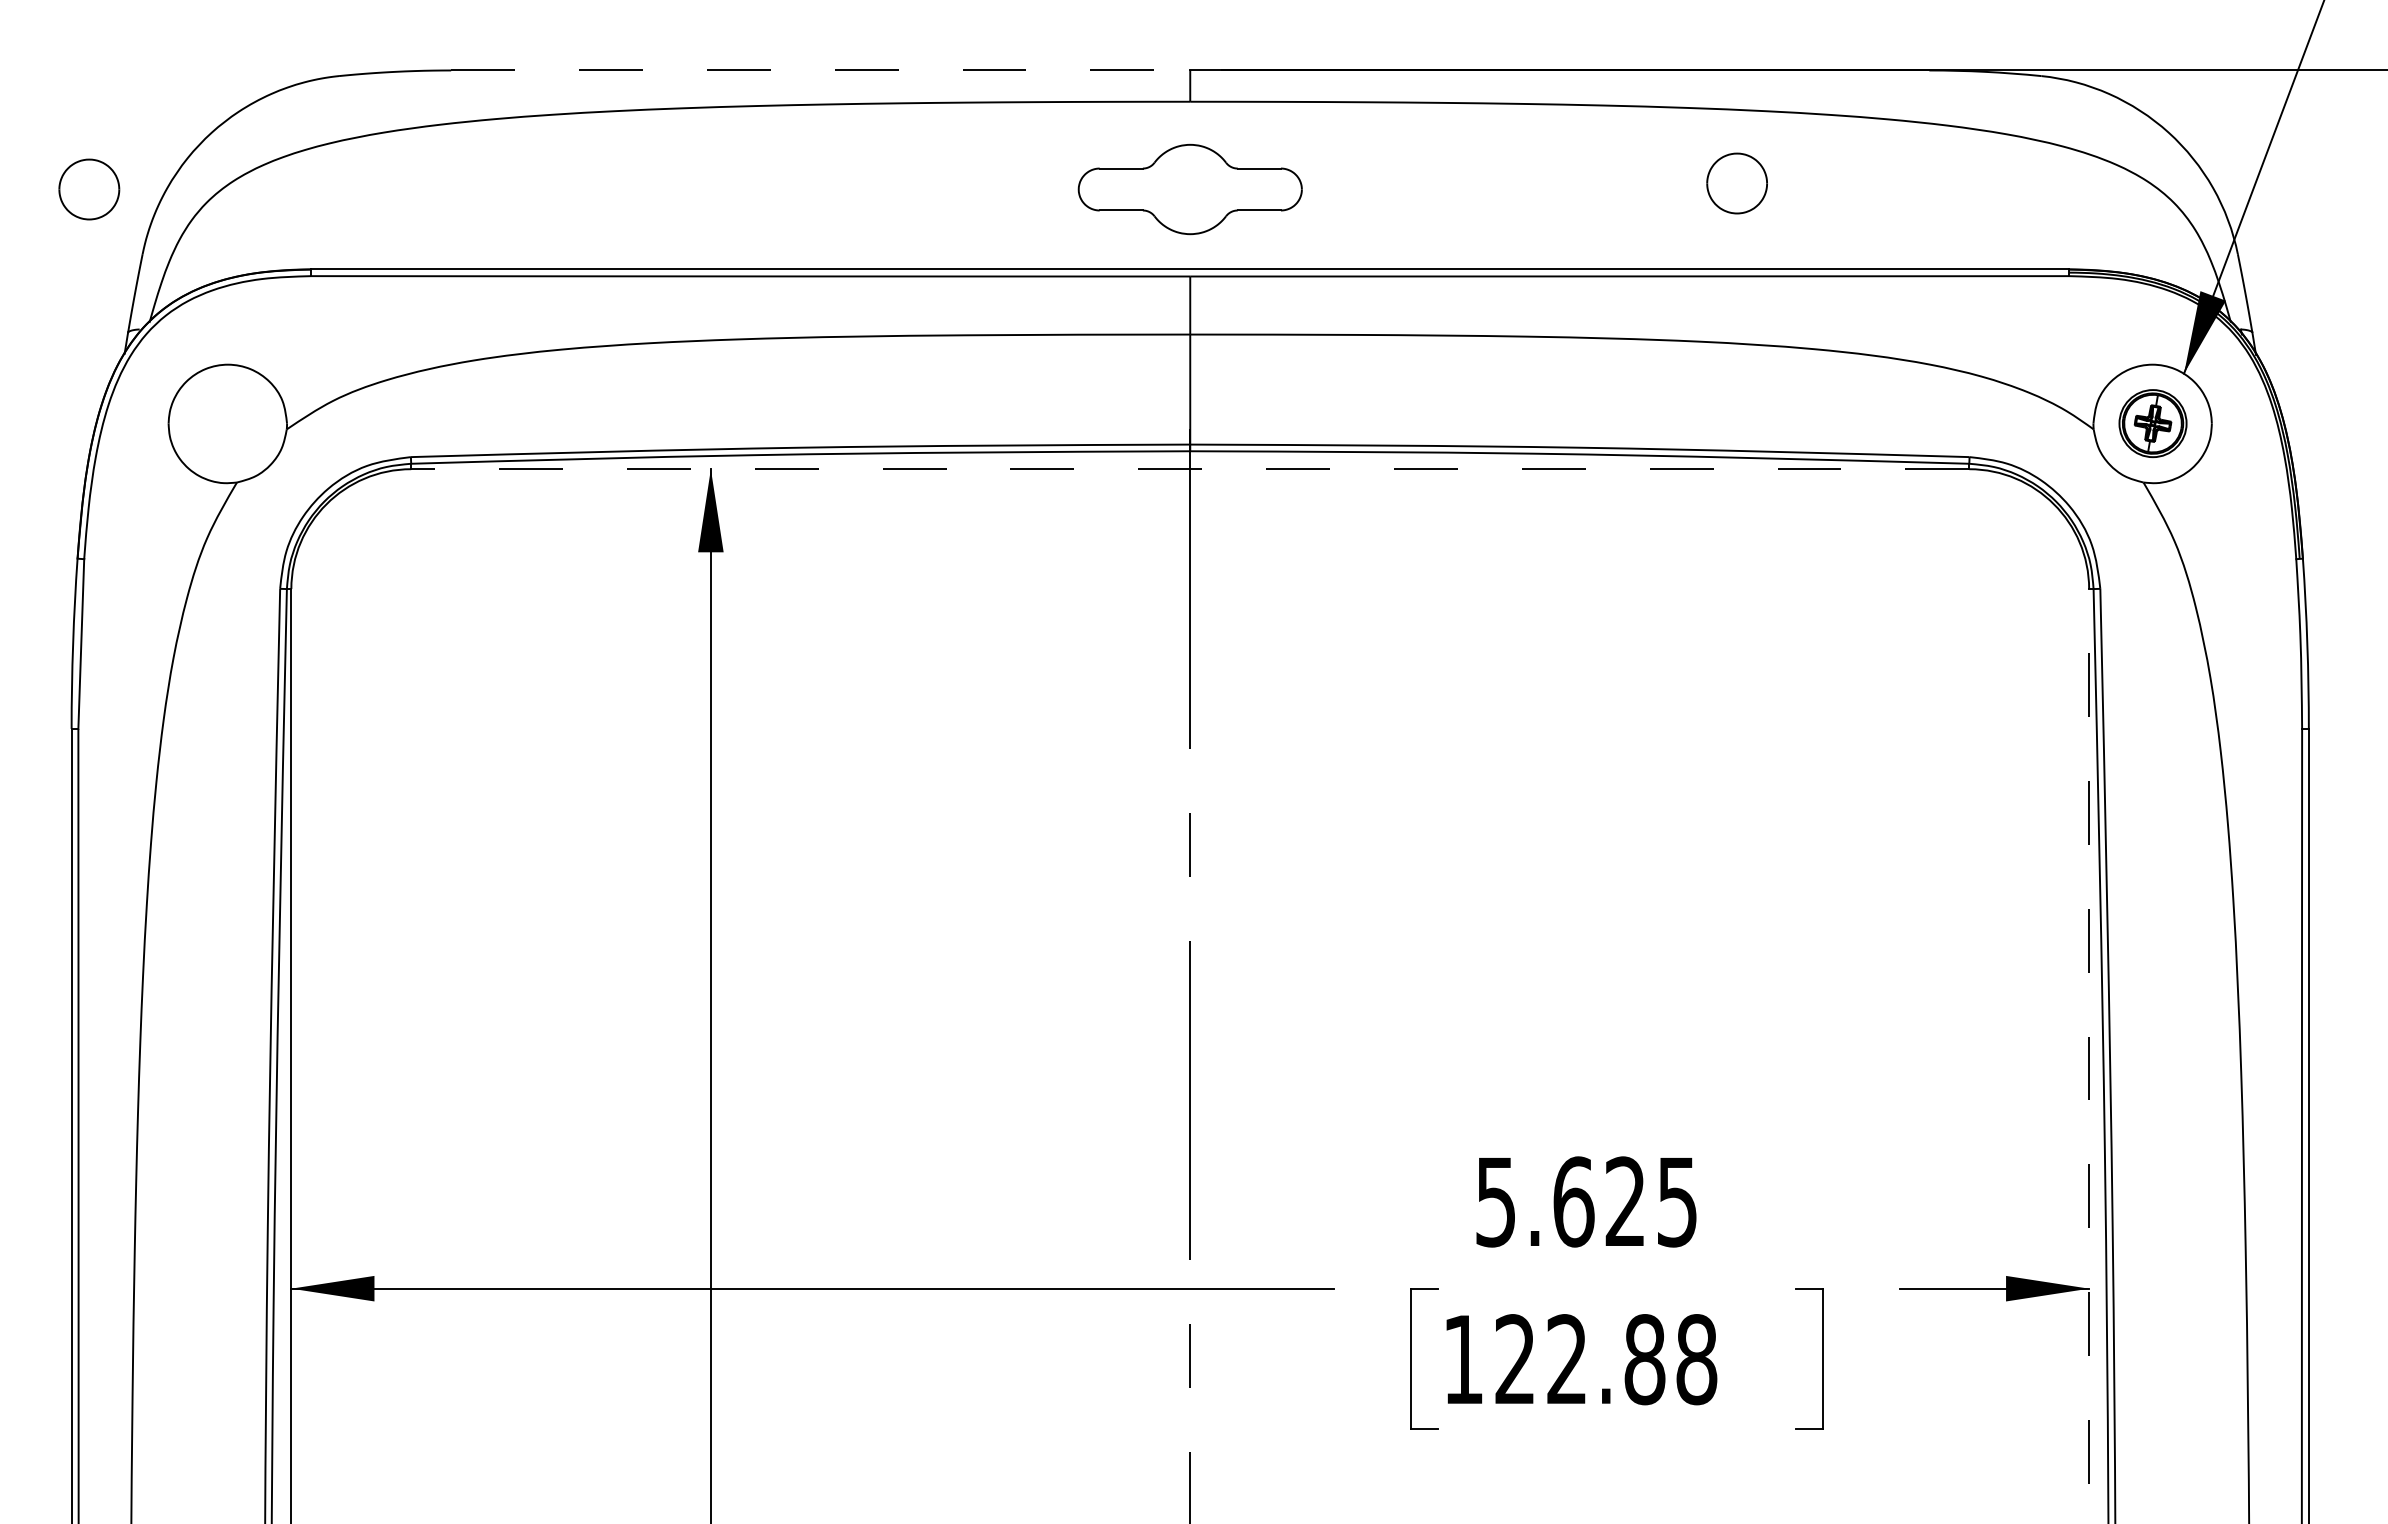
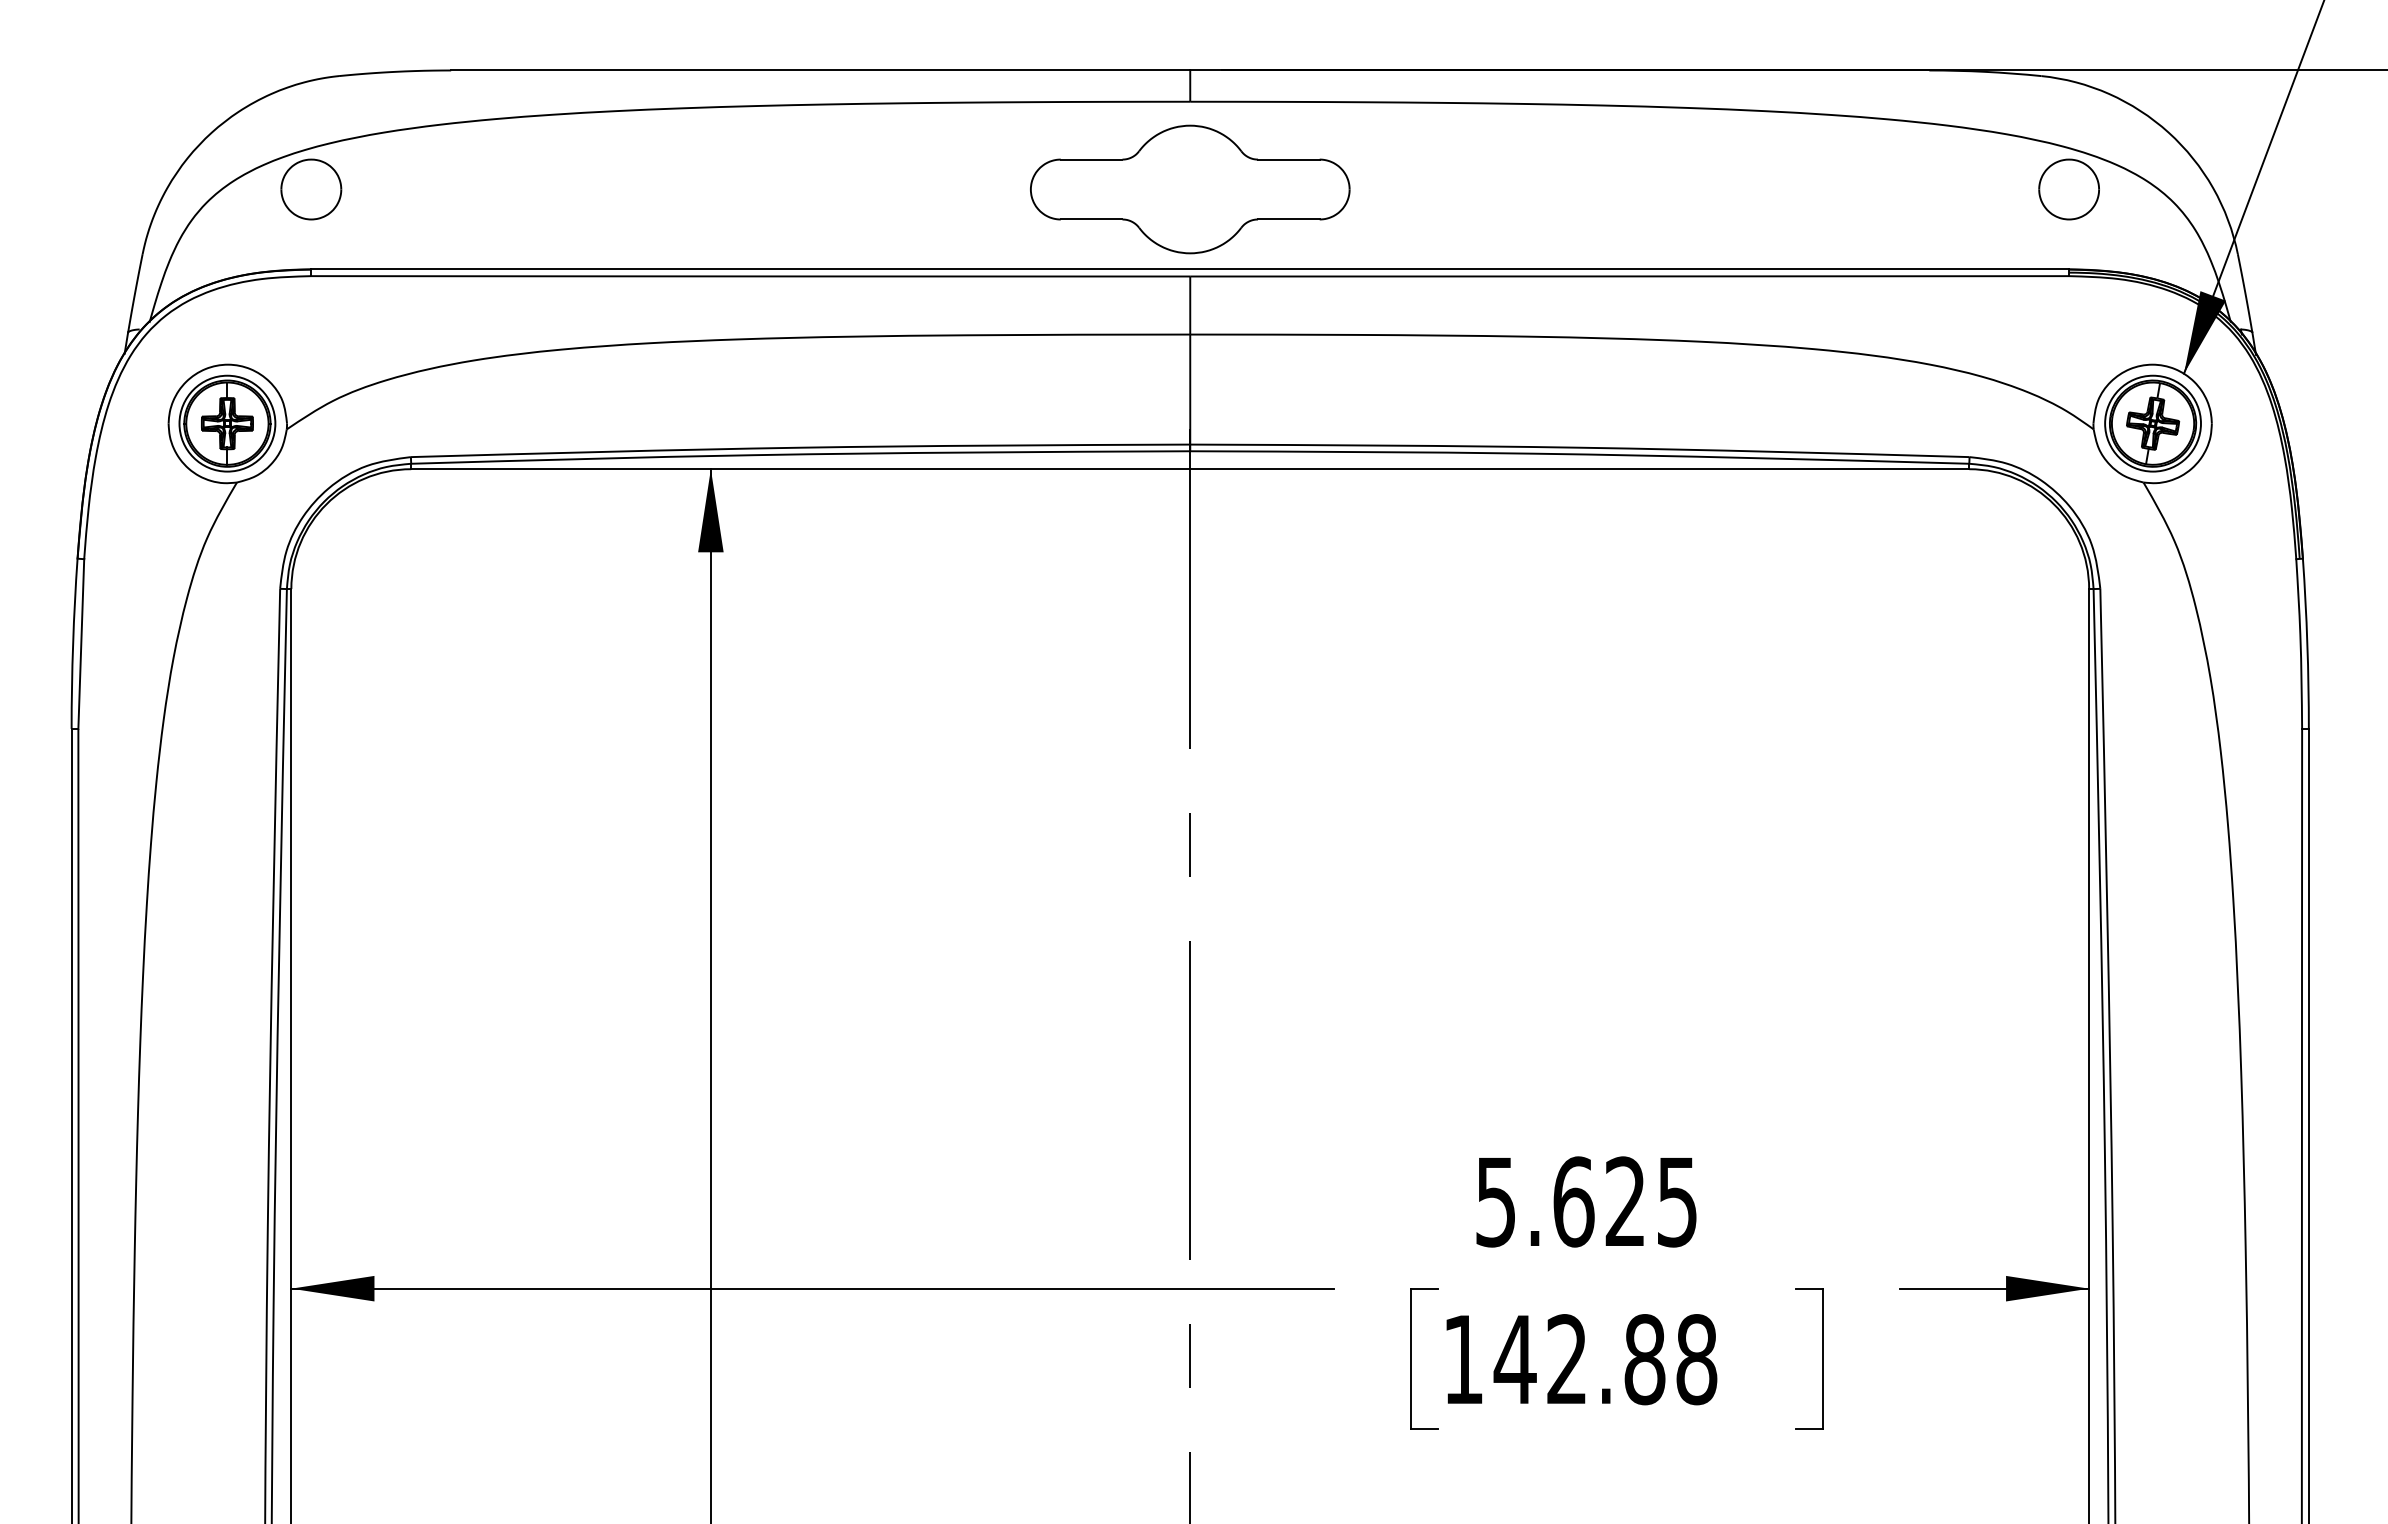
line: dashed -> solid (820, 70)
part position: (1736, 183) -> (2068, 189) (2068, 189)
part position: (89, 189) -> (311, 189) (311, 189)
part size: 226x93 px -> 321x131 px (1190, 189)
part: none -> present (227, 423)
part size: 70x70 px -> 98x99 px (2152, 423)
line: dashed -> solid (1189, 469)
line: dashed -> solid (2089, 1056)
text: 122.88 -> 142.88 (1514, 1358)
